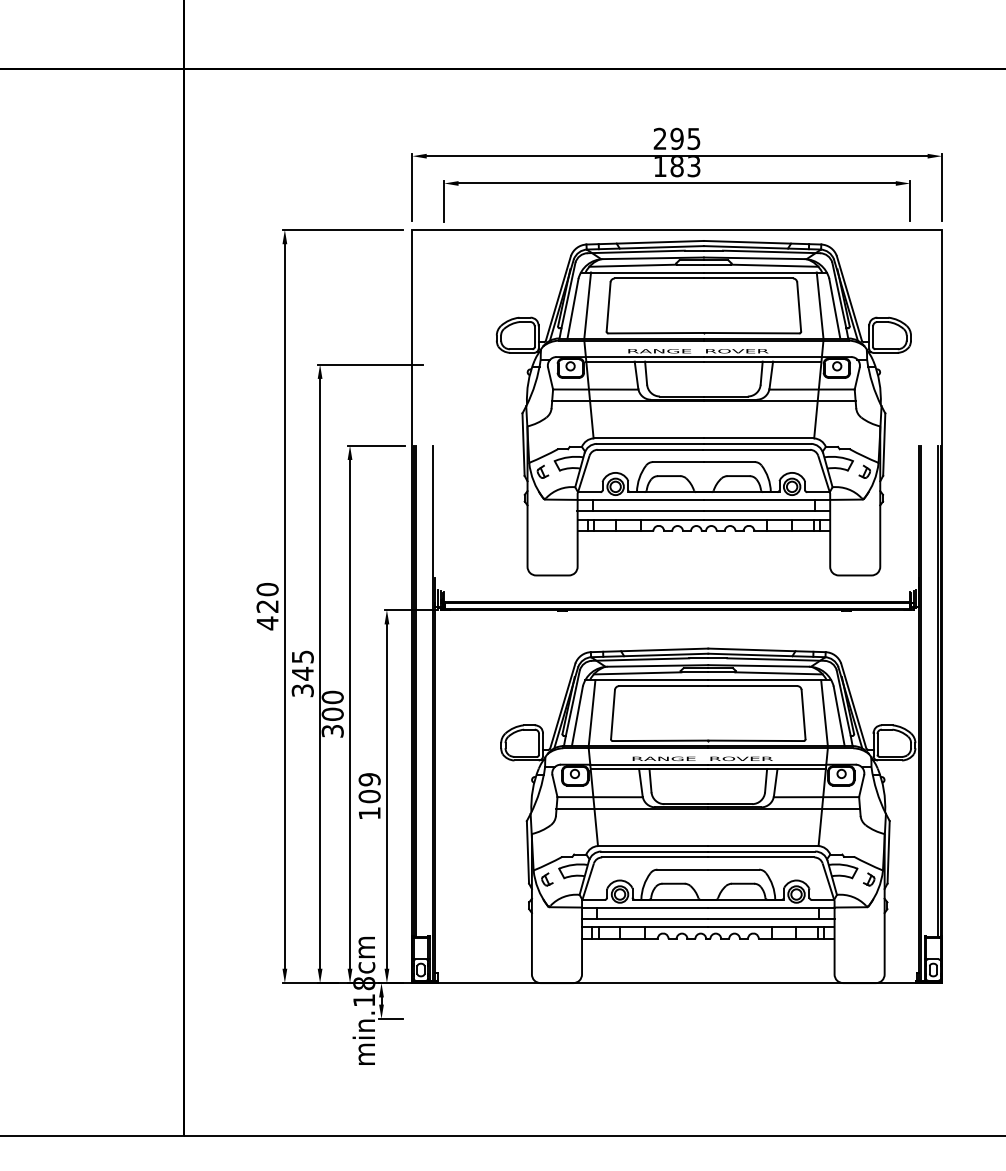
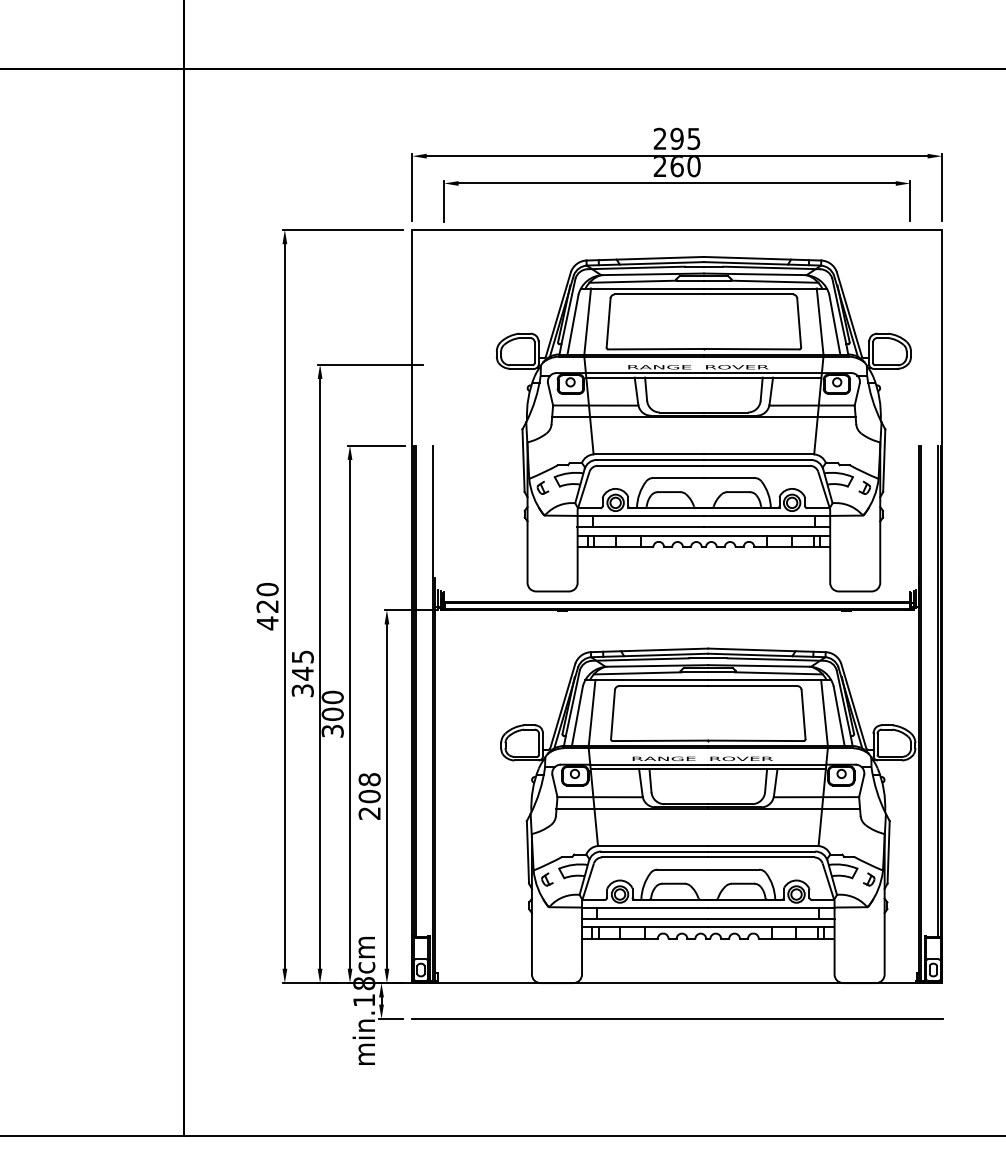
text: 183 -> 260 (676, 167)
part position: (703, 408) -> (703, 424) (703, 424)
text: 109 -> 208 (369, 796)
line: none -> present (677, 1018)
